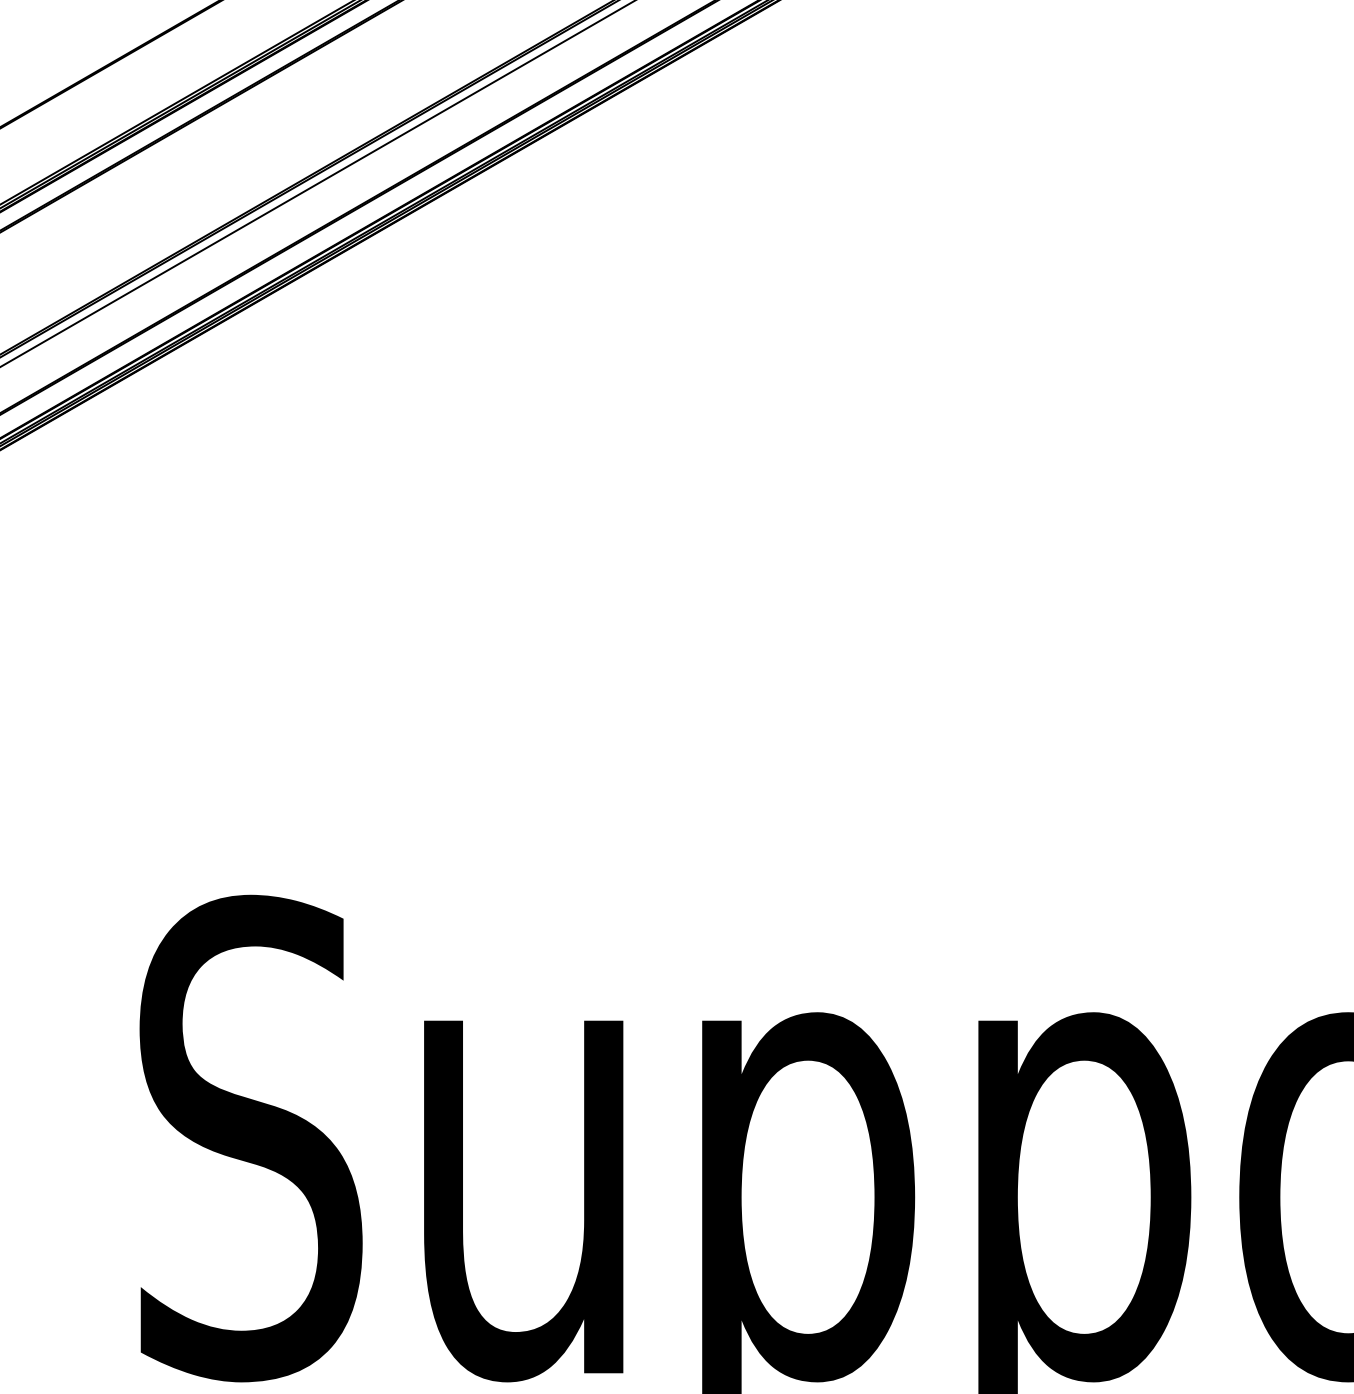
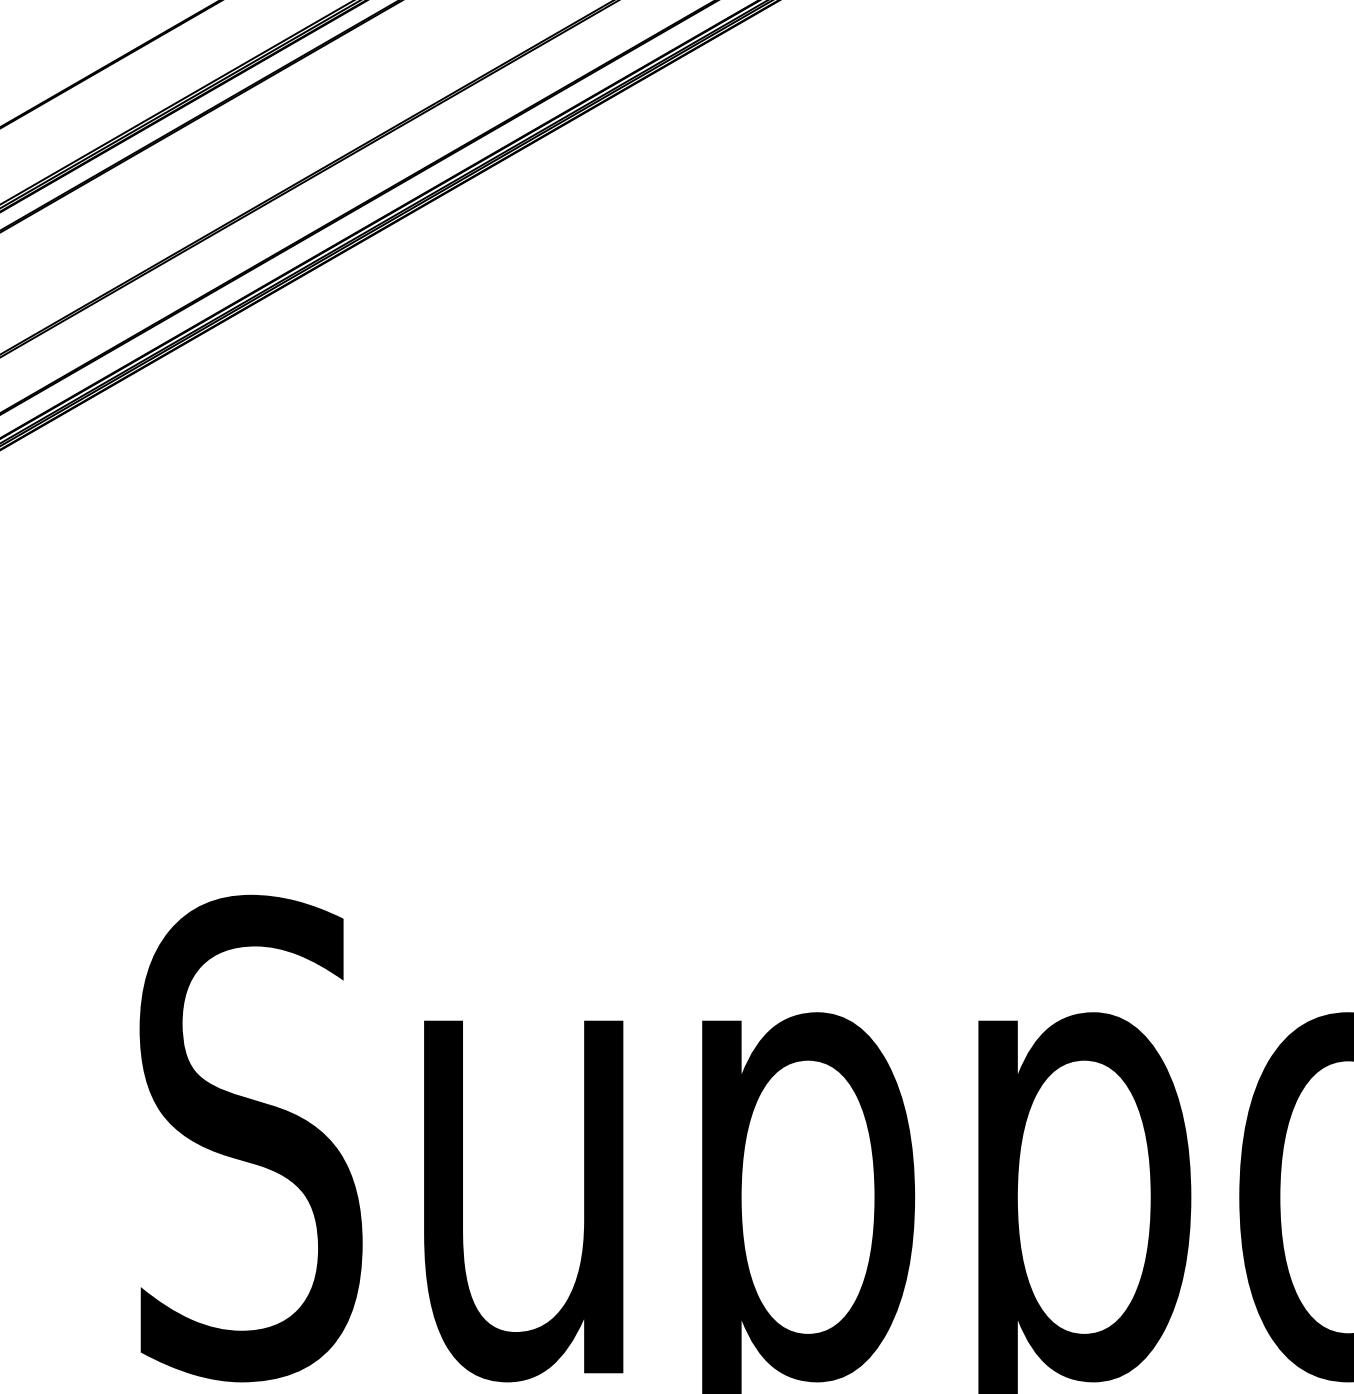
line: present -> none (317, 183)
